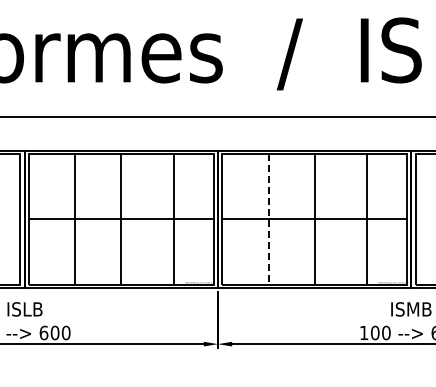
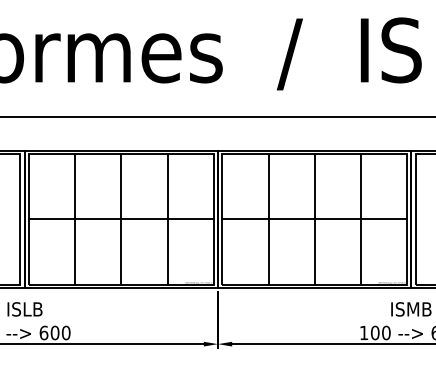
line position: (173, 219) -> (167, 219) (167, 219)
line: dashed -> solid (268, 219)
line position: (366, 219) -> (360, 219) (360, 219)
